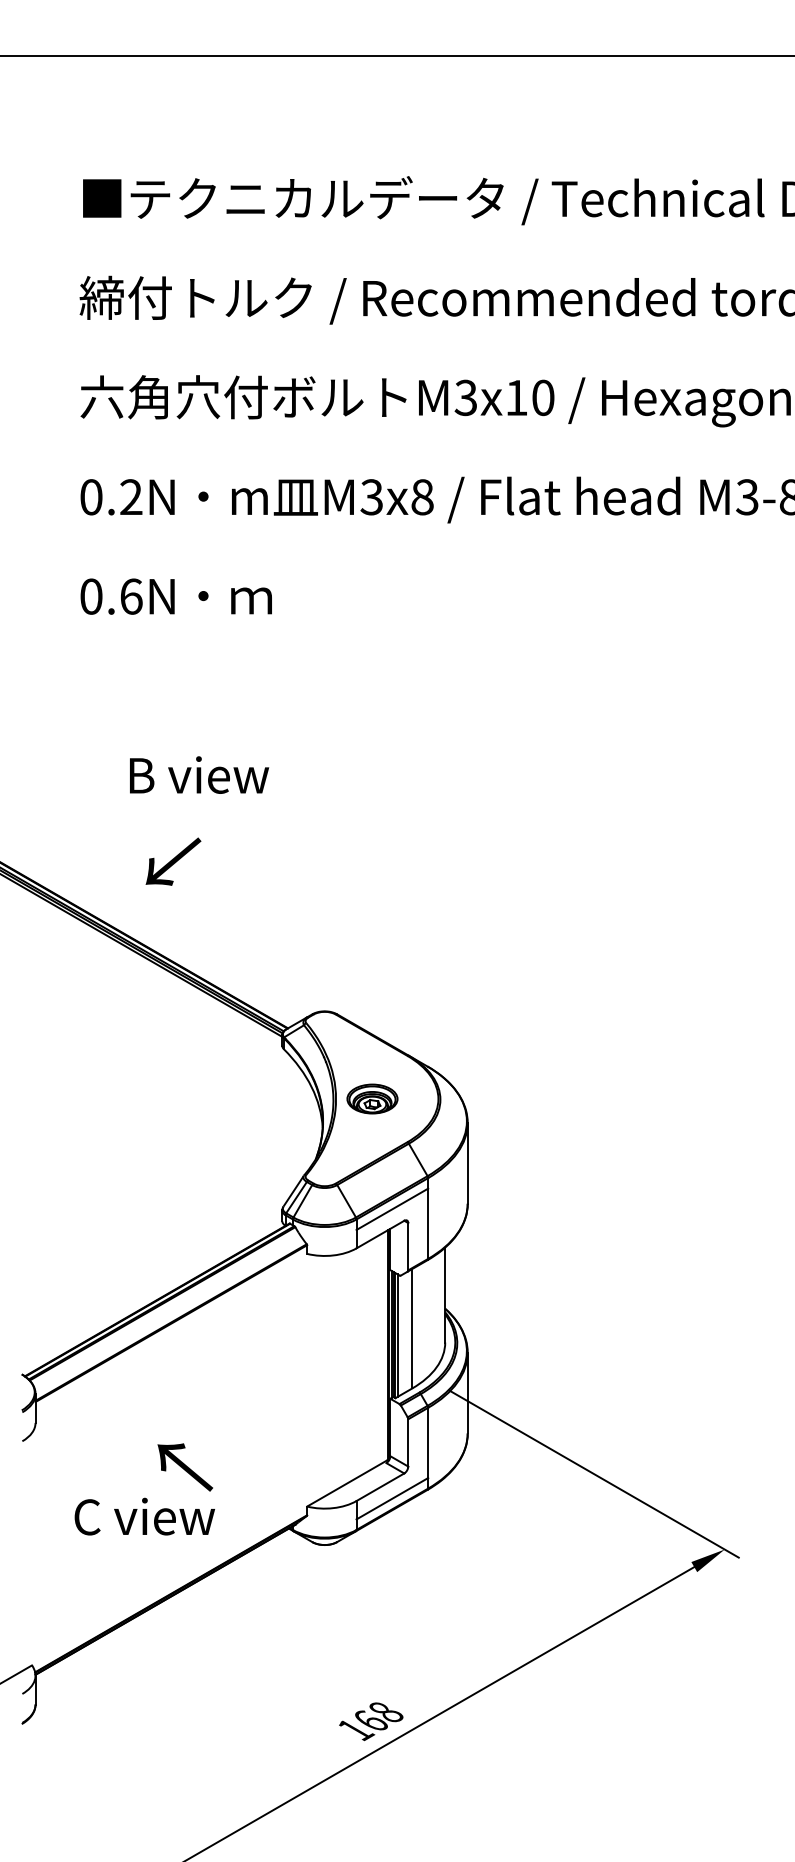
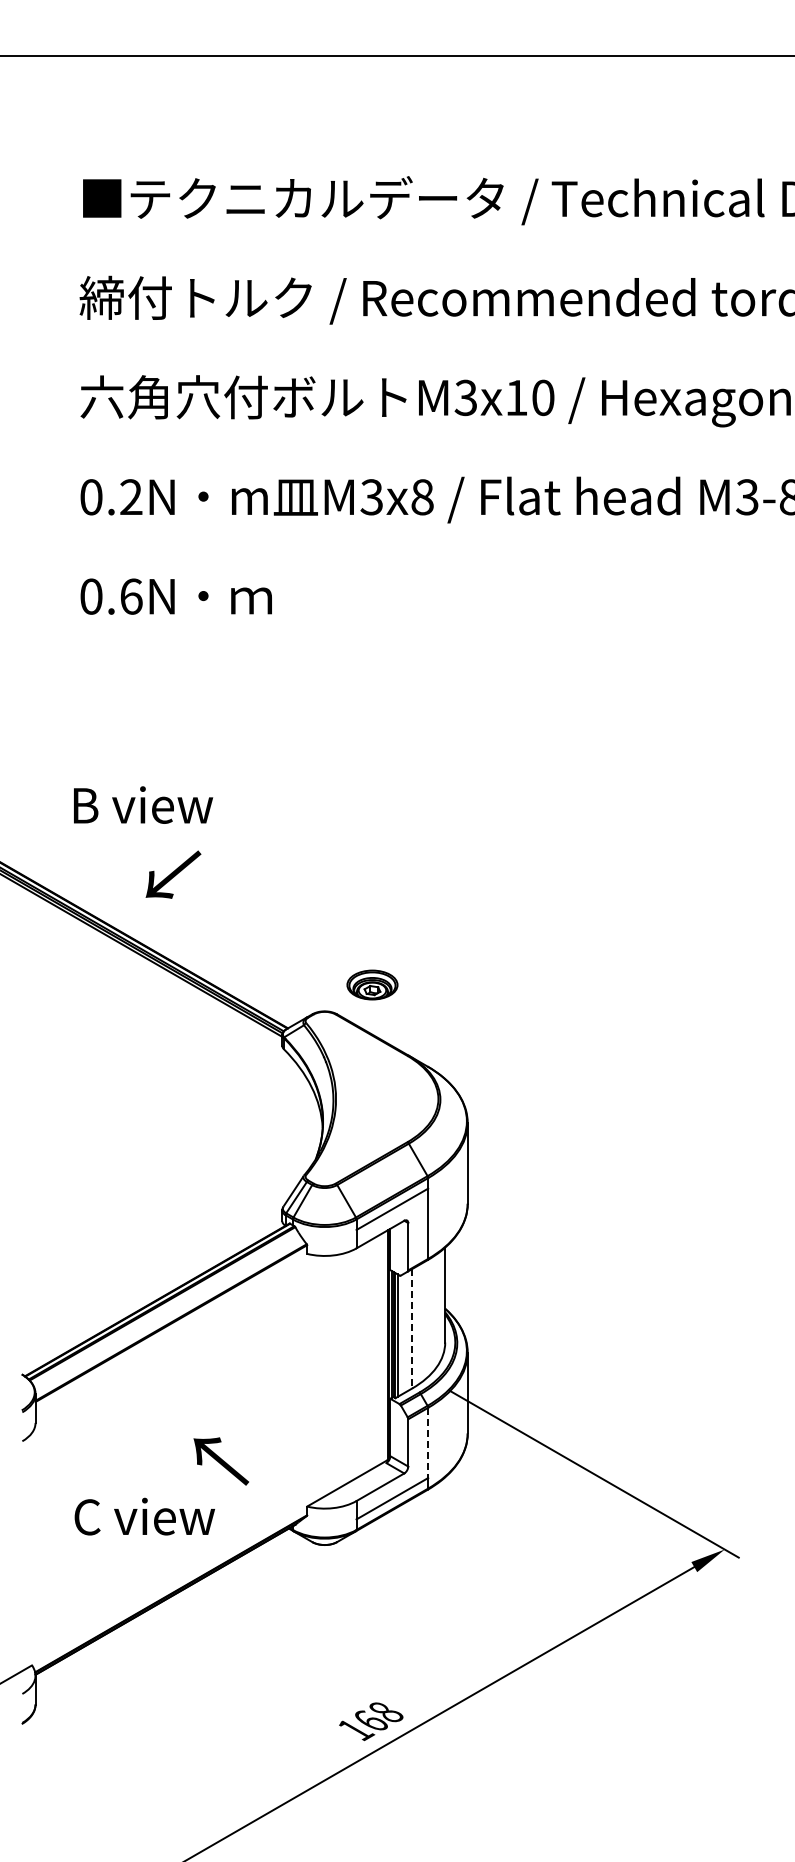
text position: (199, 774) -> (143, 804) (143, 804)
text position: (173, 861) -> (173, 874) (173, 874)
part position: (372, 1098) -> (372, 984) (372, 984)
line: solid -> dashed (412, 1328)
line: solid -> dashed (428, 1443)
text position: (184, 1467) -> (220, 1461) (220, 1461)
